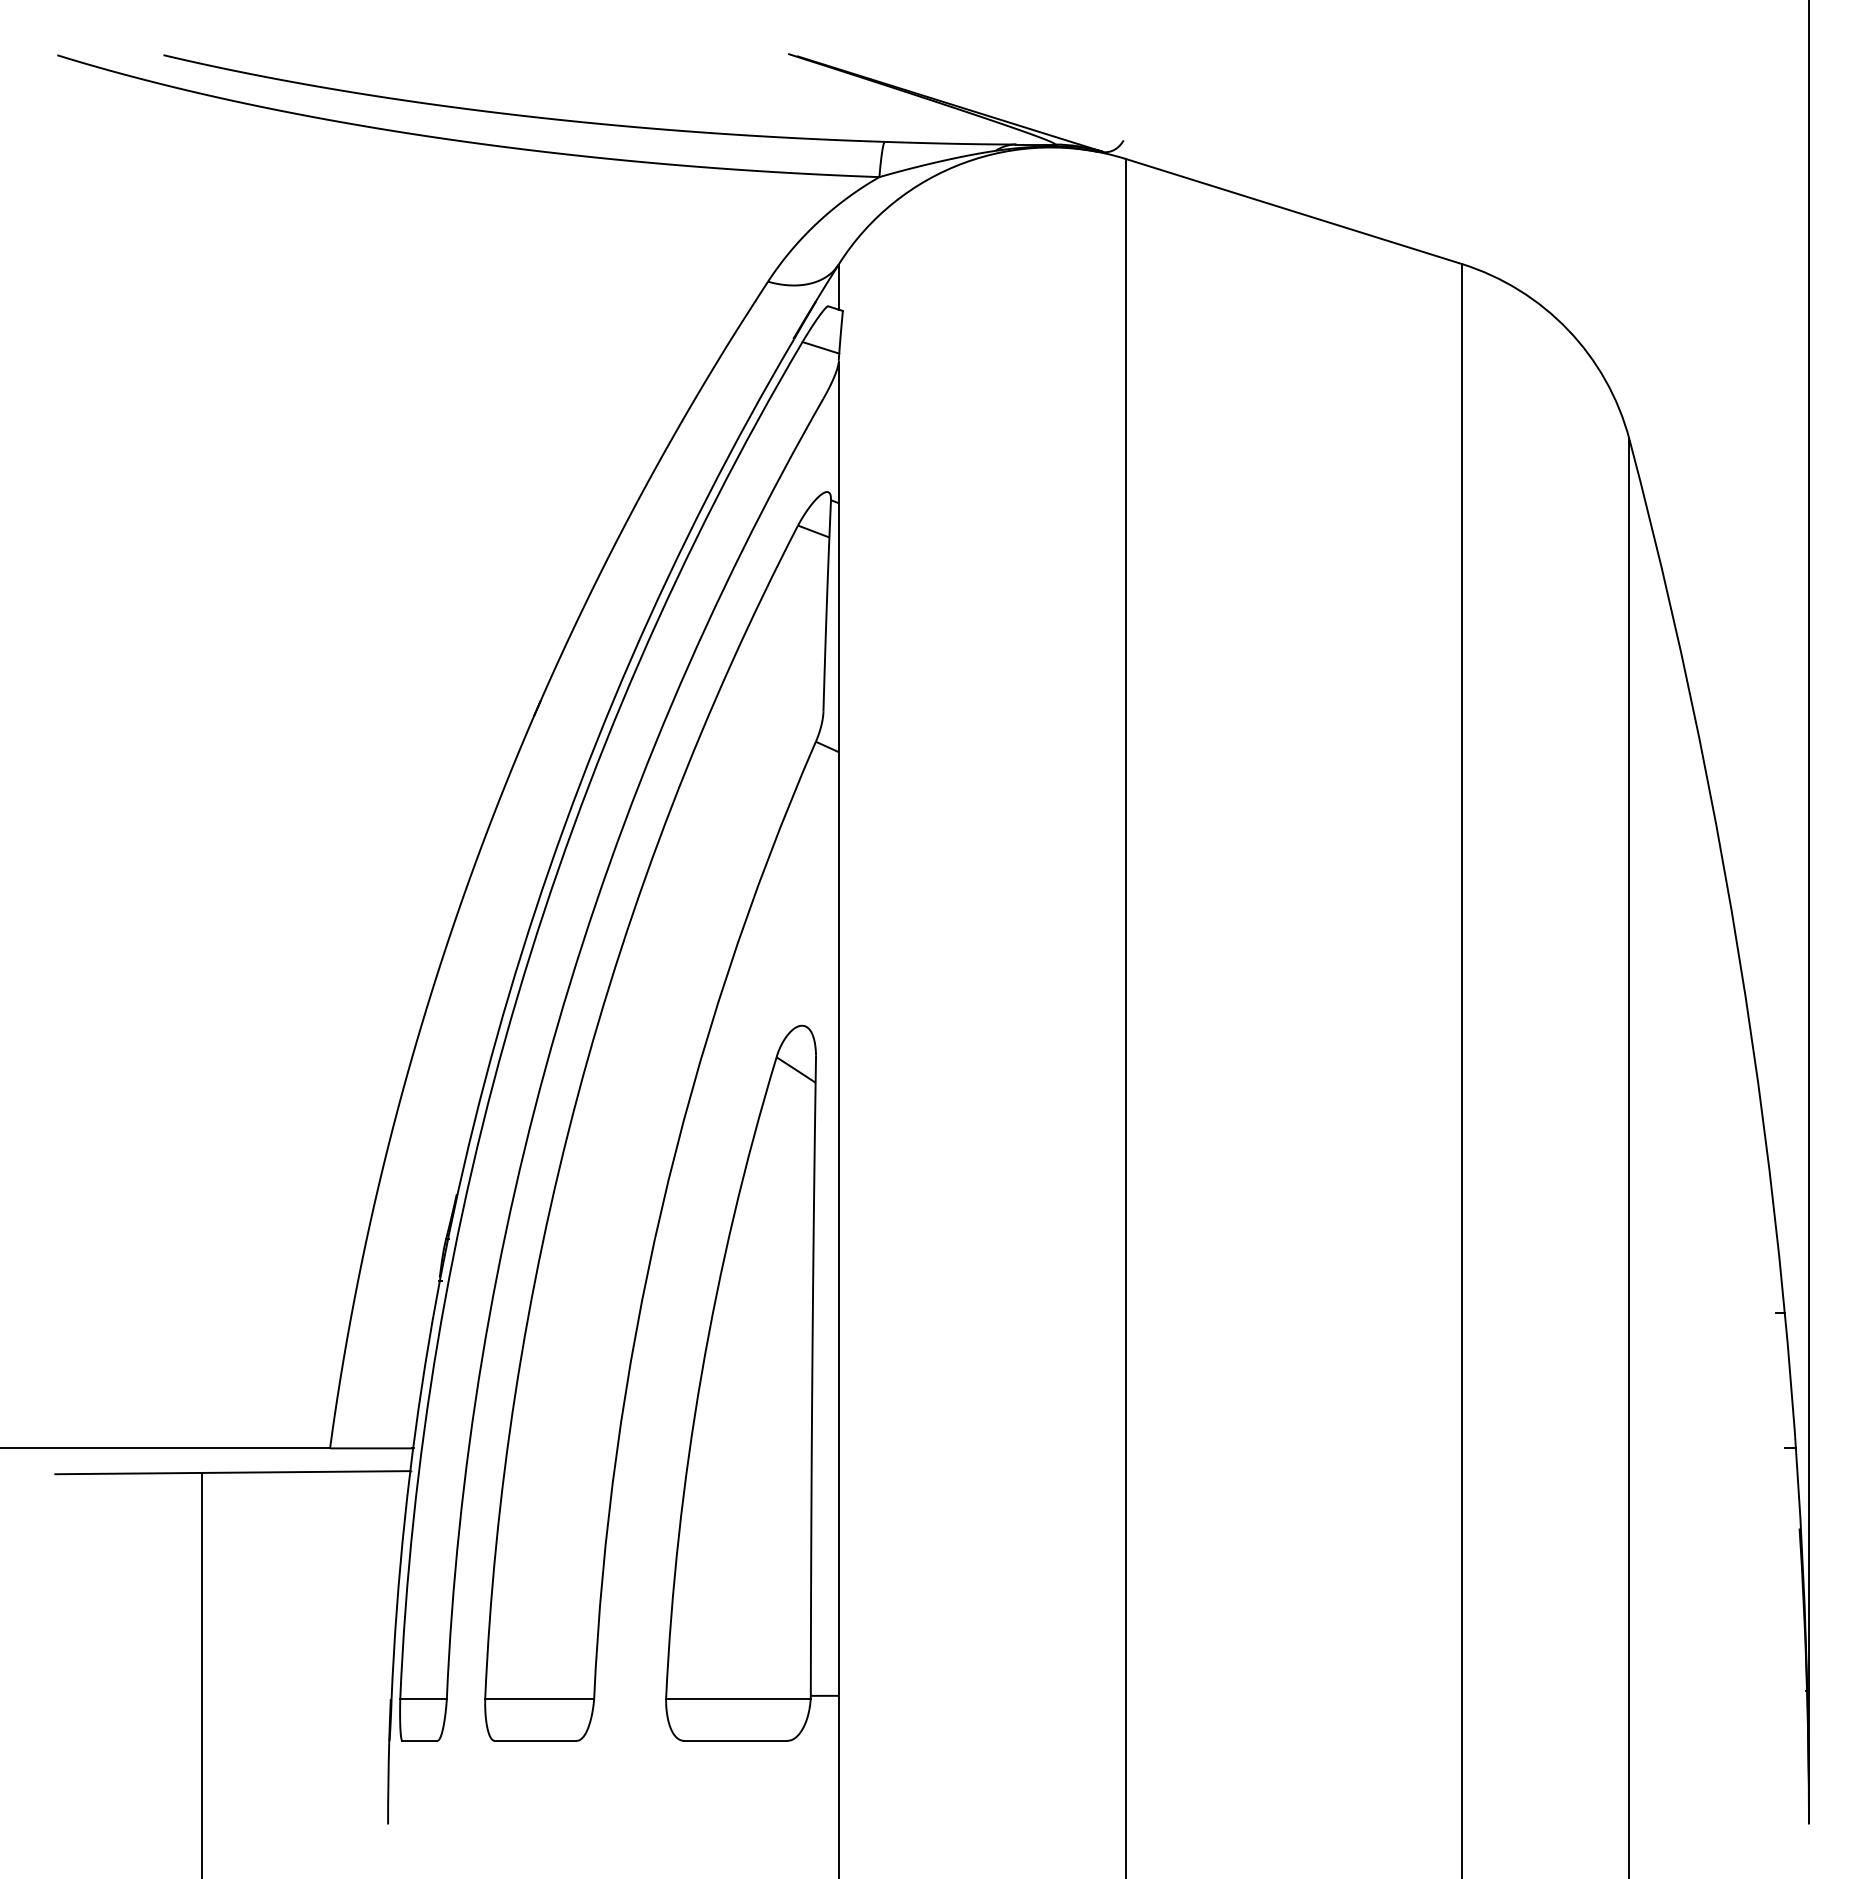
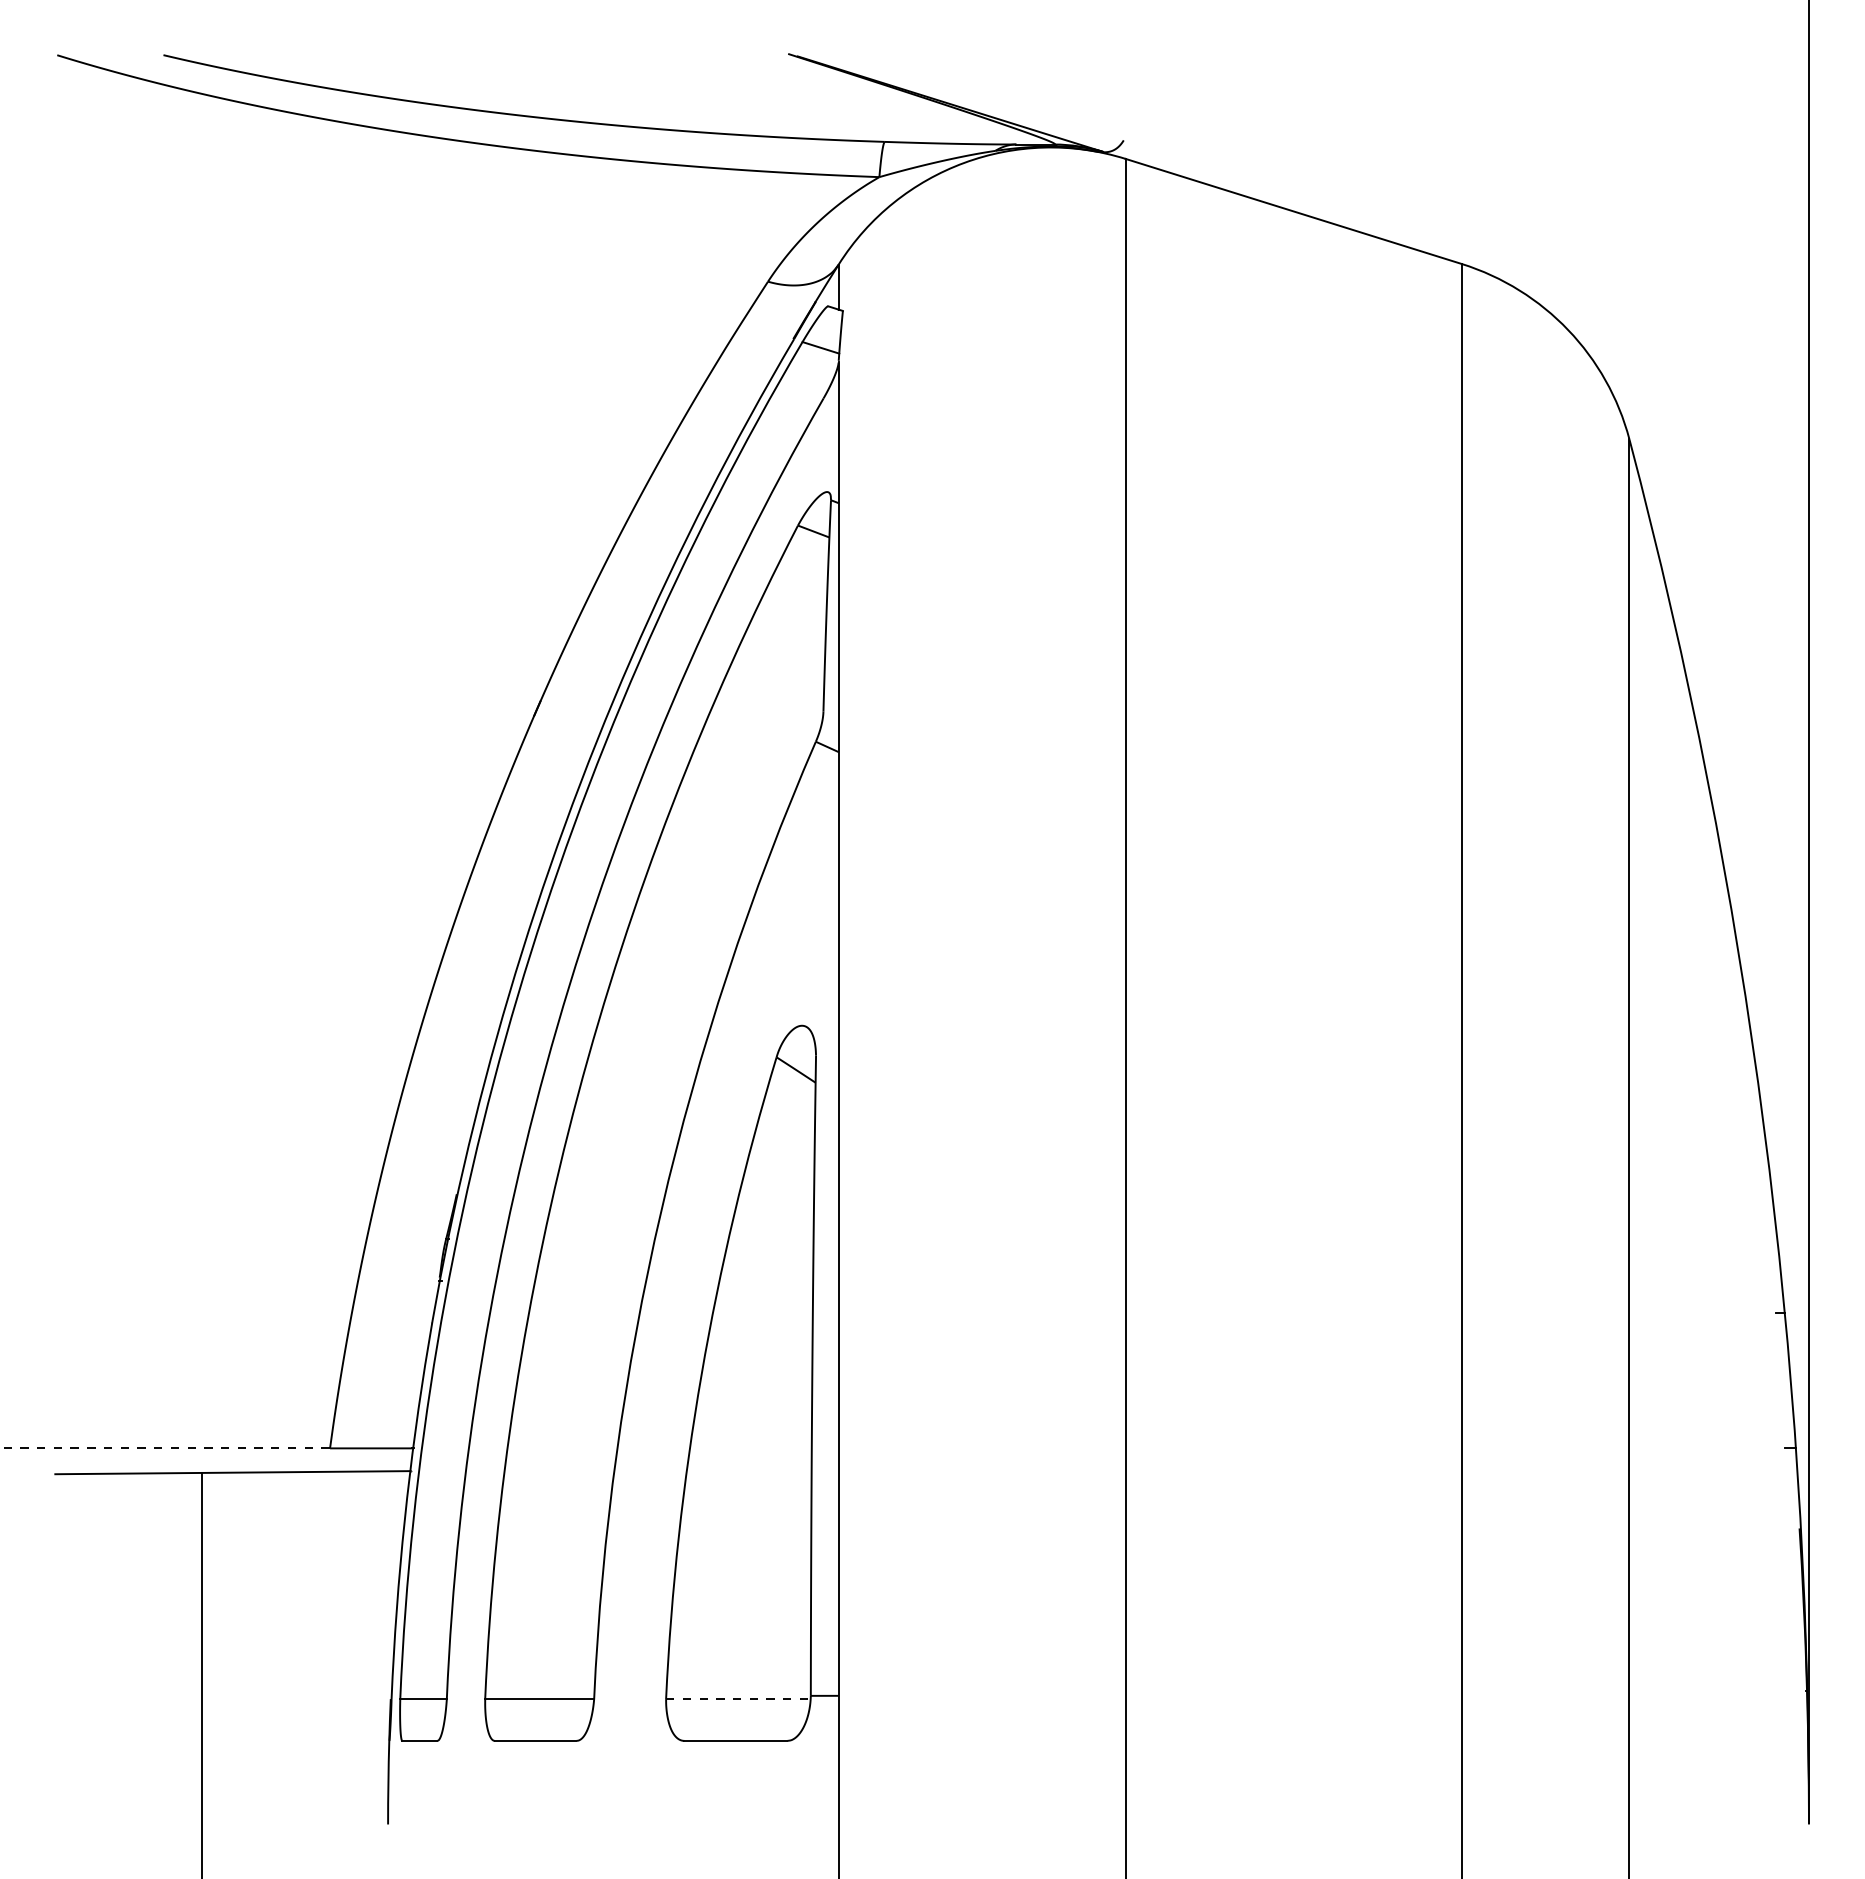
line: solid -> dashed (165, 1448)
line: solid -> dashed (738, 1699)
